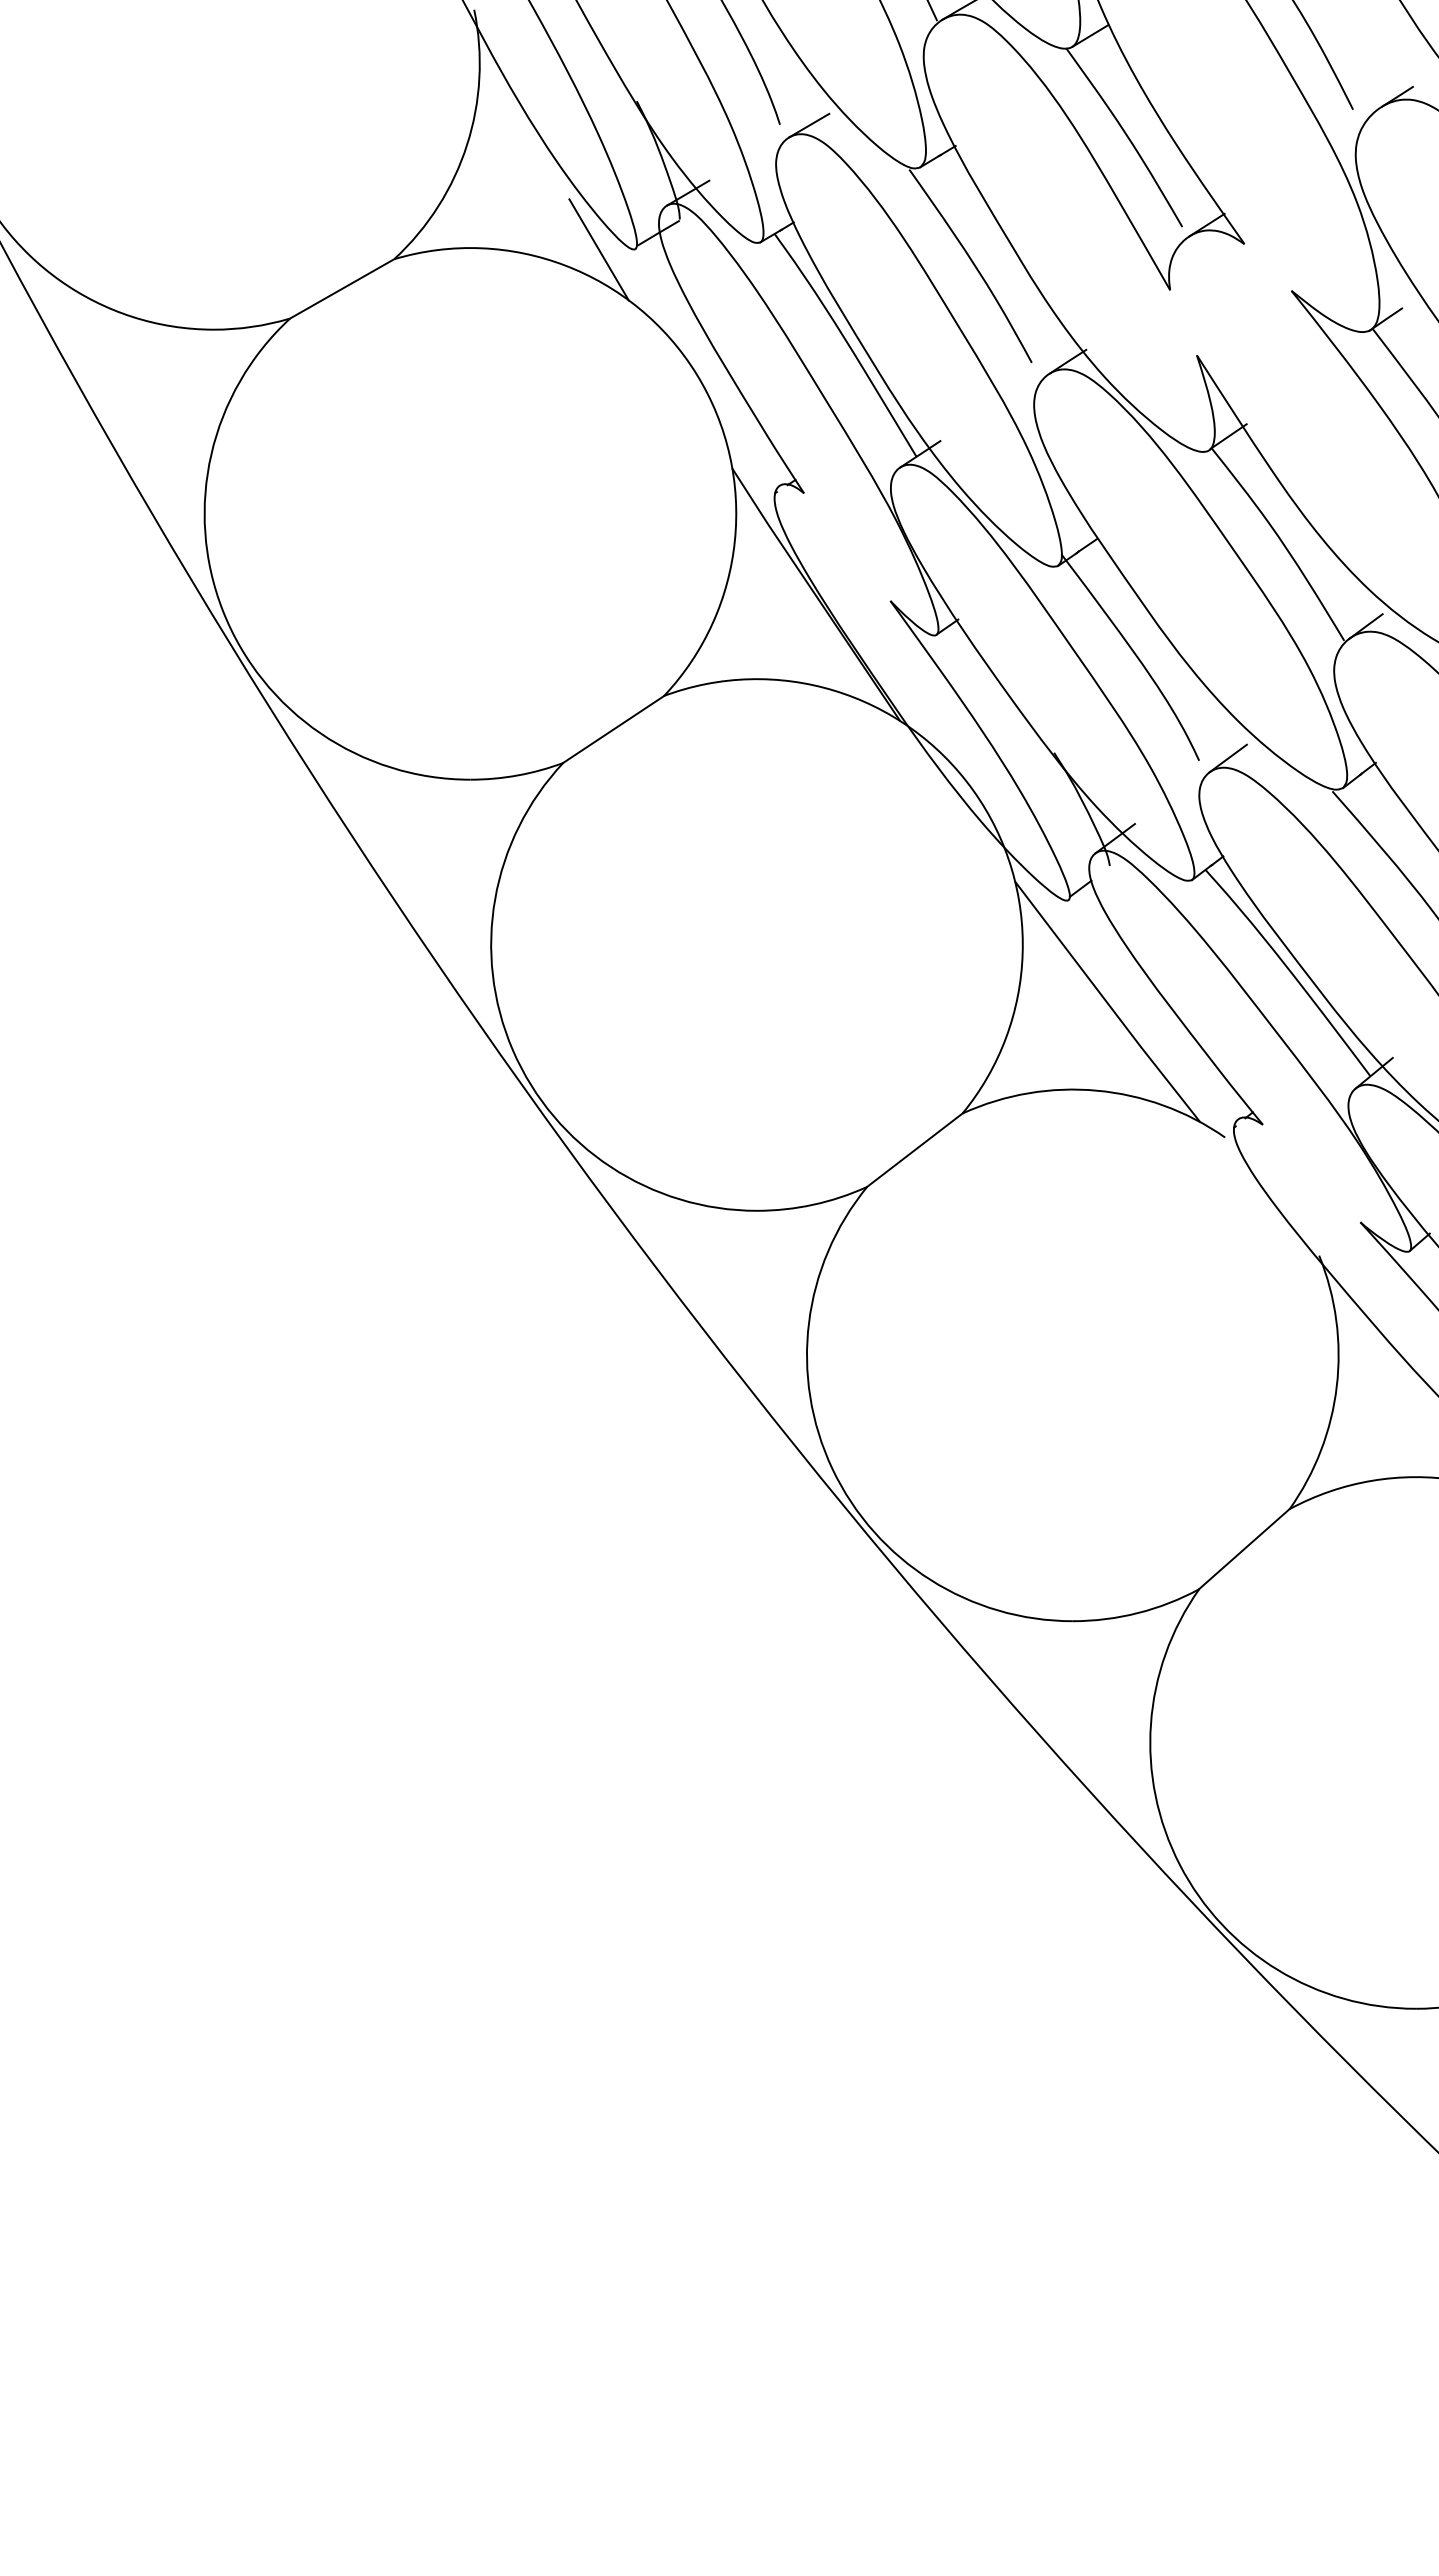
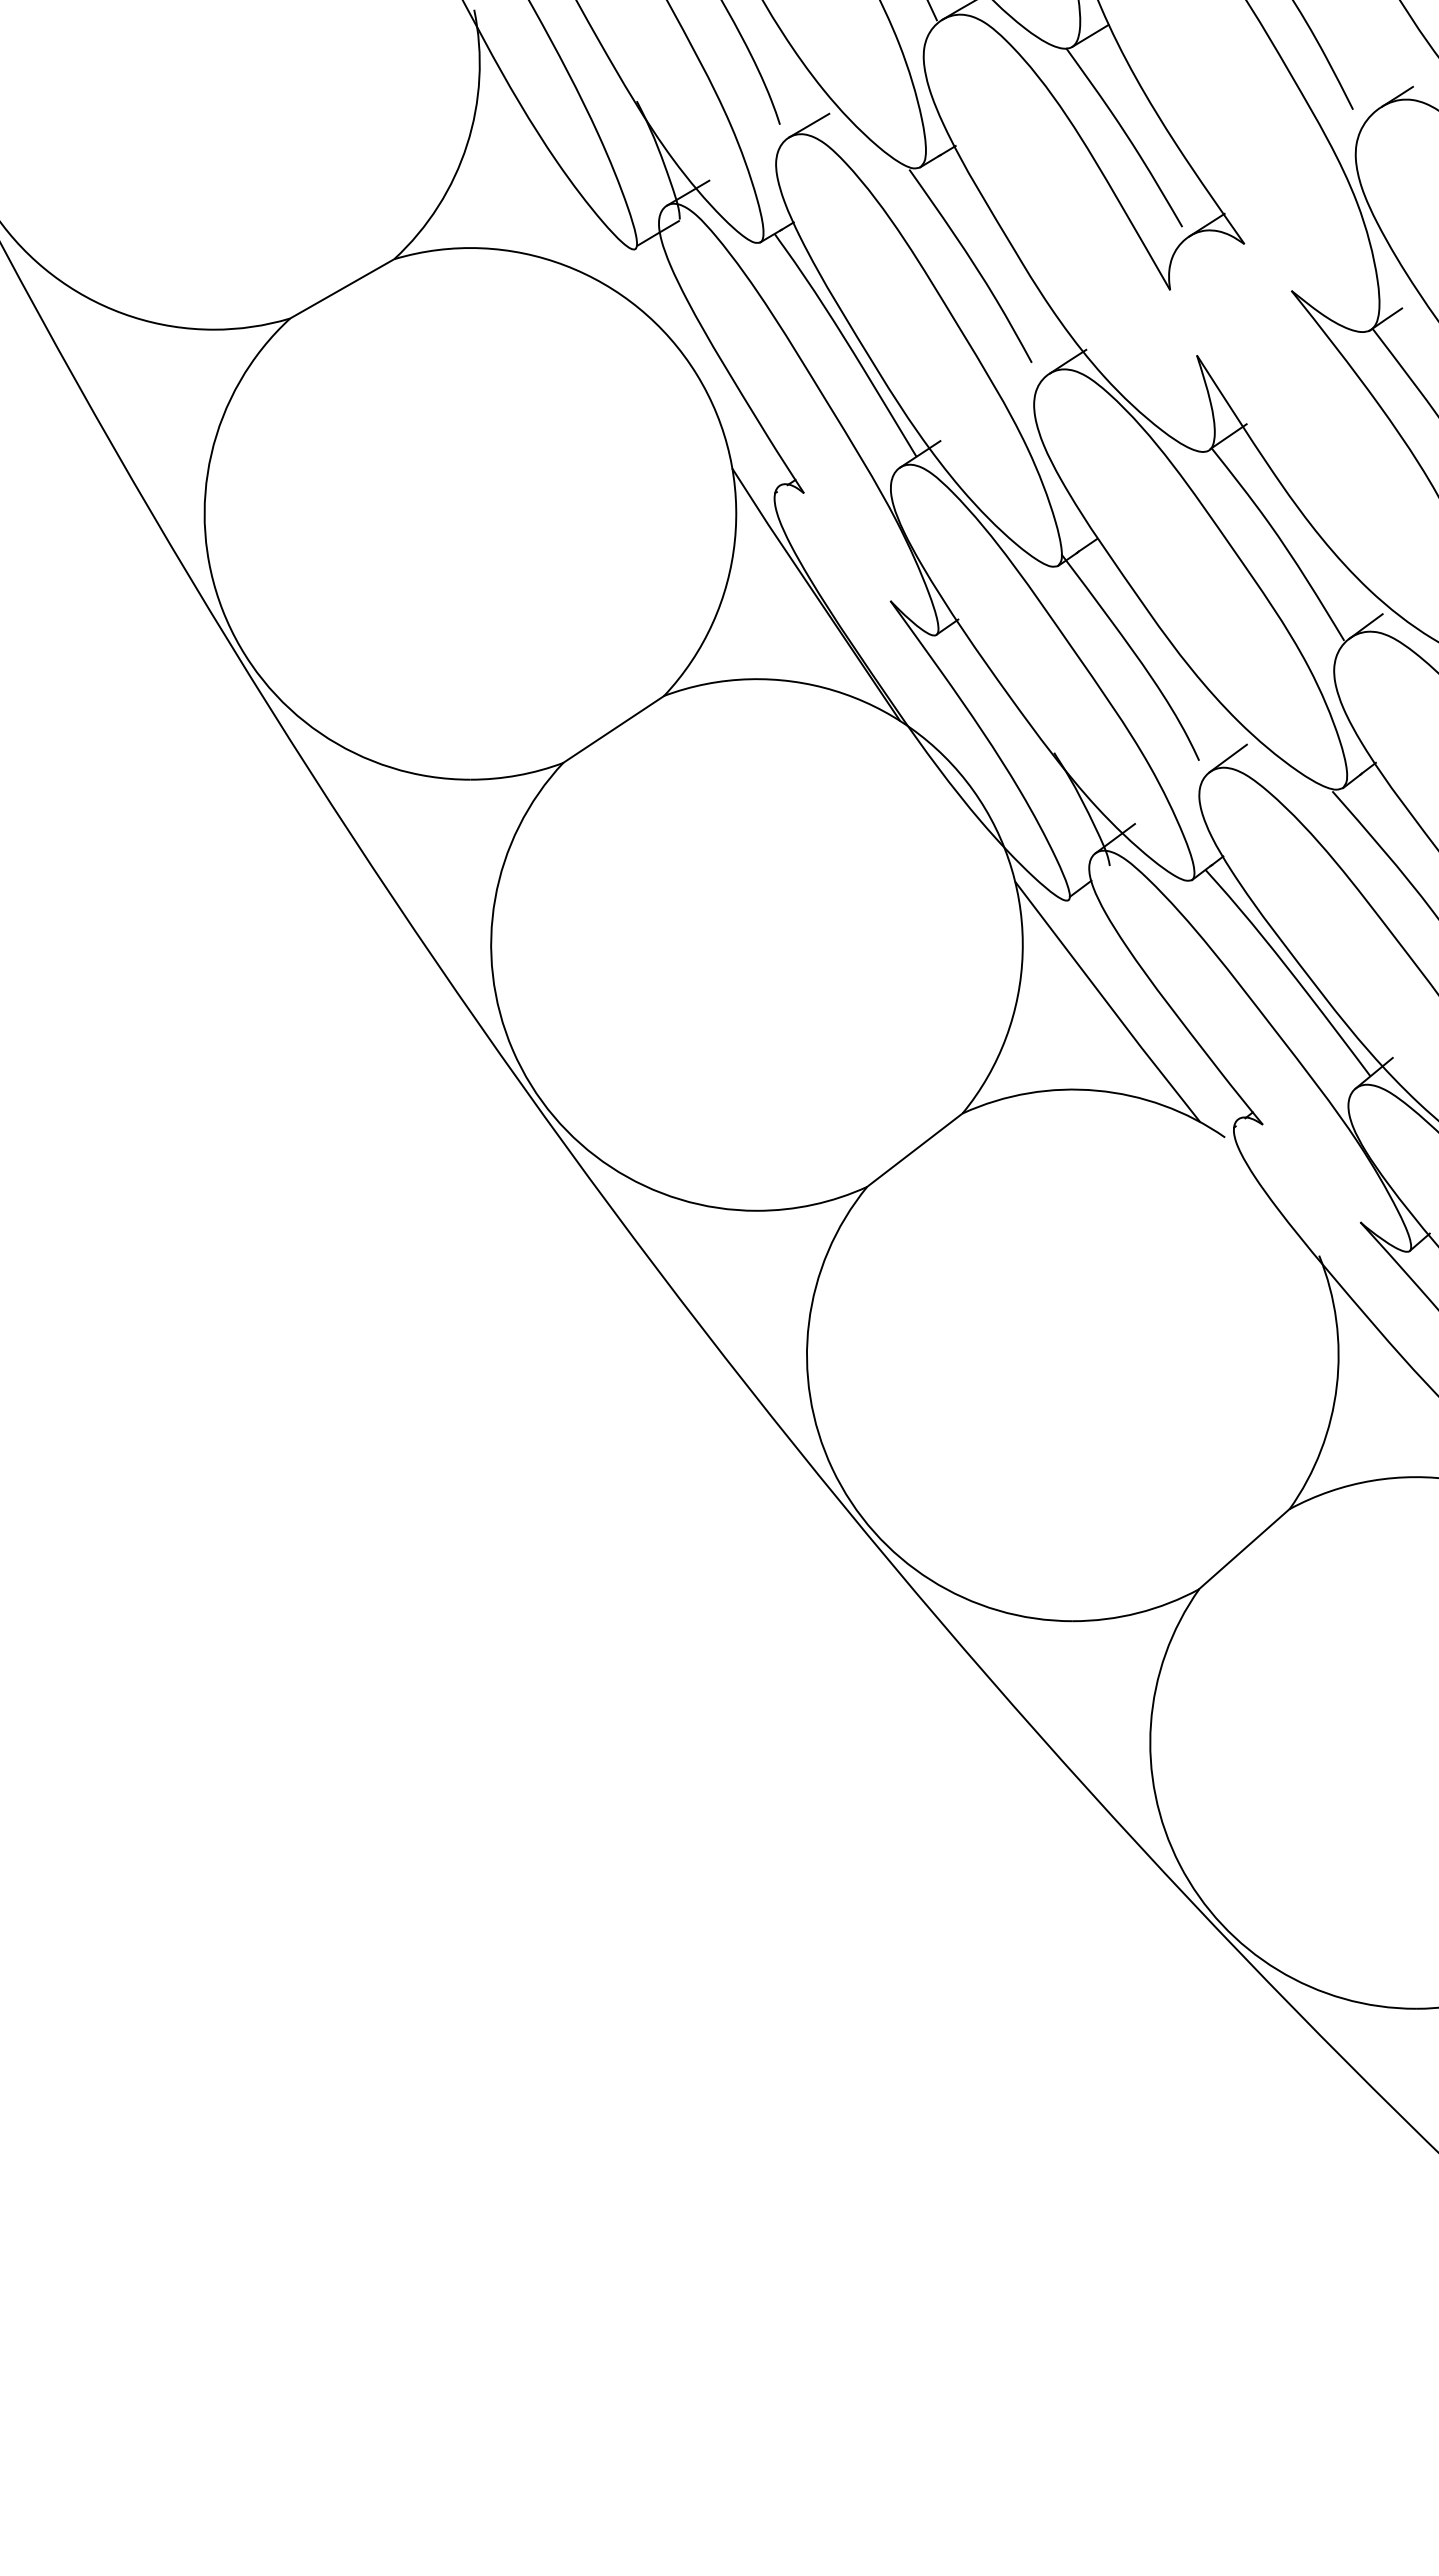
line: present -> none (598, 249)
